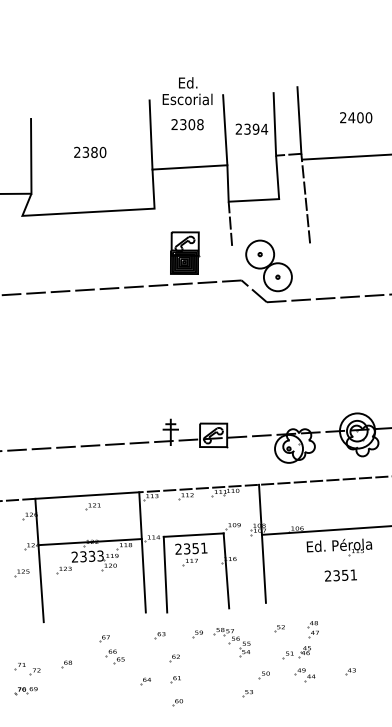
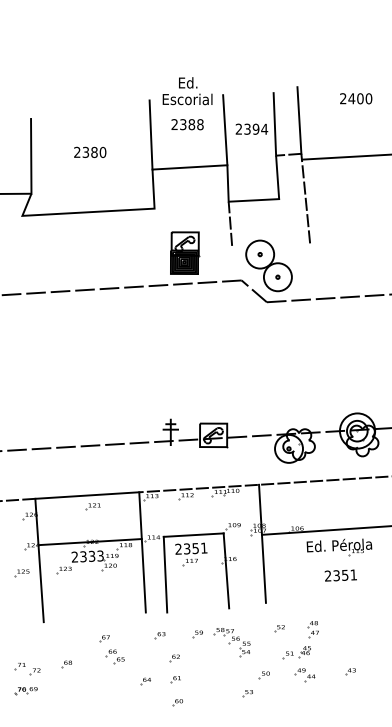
text position: (356, 117) -> (356, 98) (356, 98)
text: 2308 -> 2388 (191, 124)
